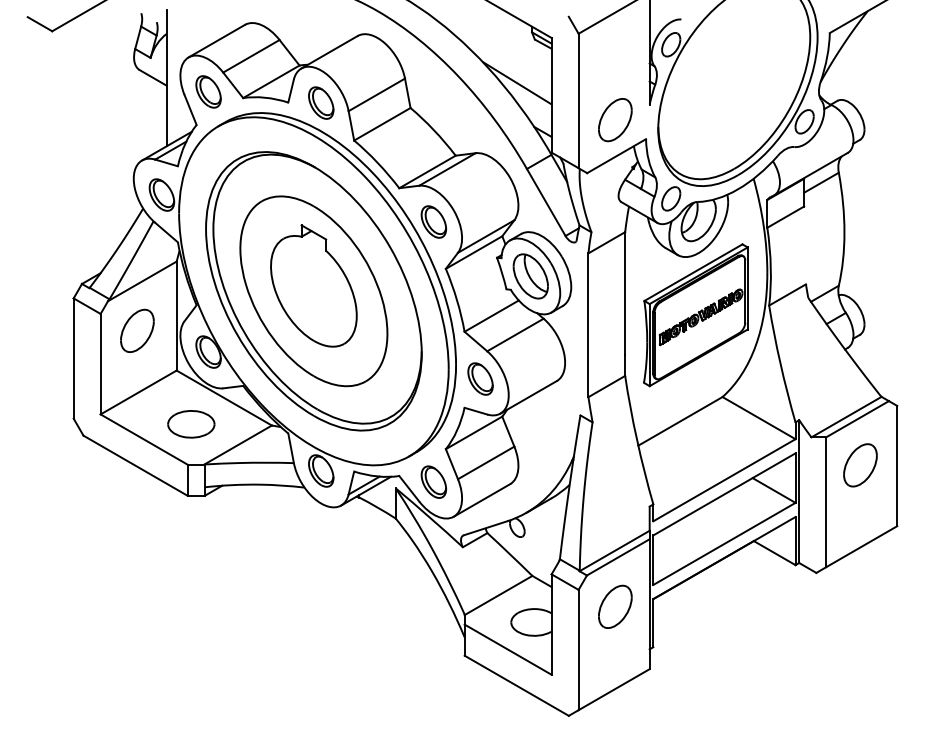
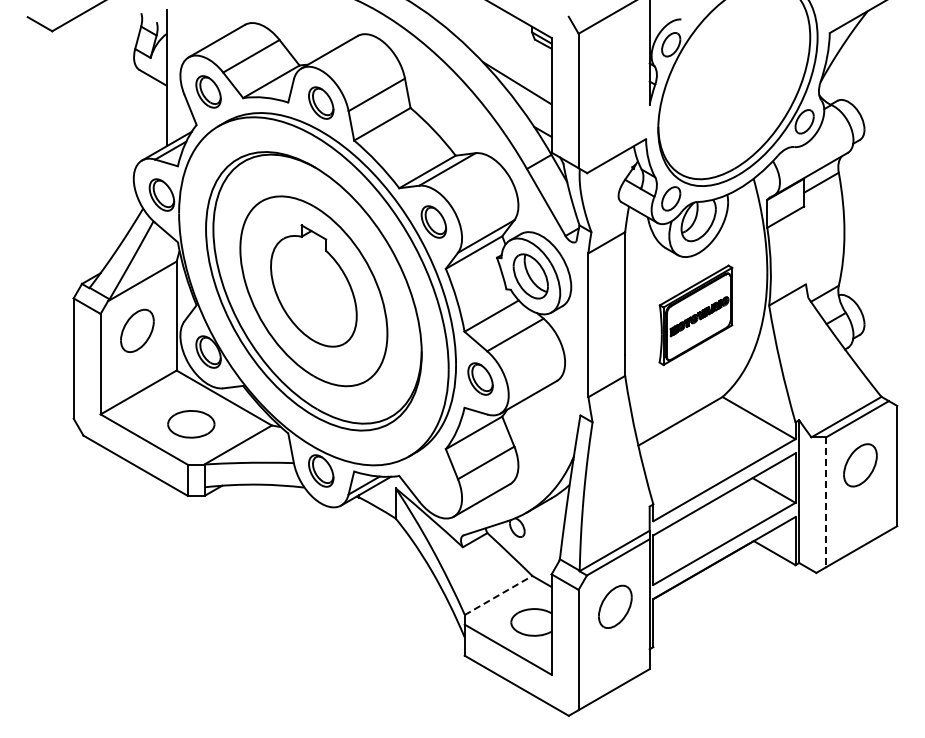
part: present -> none (615, 120)
part size: 106x145 px -> 76x103 px (695, 315)
part: present -> none (433, 481)
line: solid -> dashed (826, 502)
line: solid -> dashed (498, 595)
